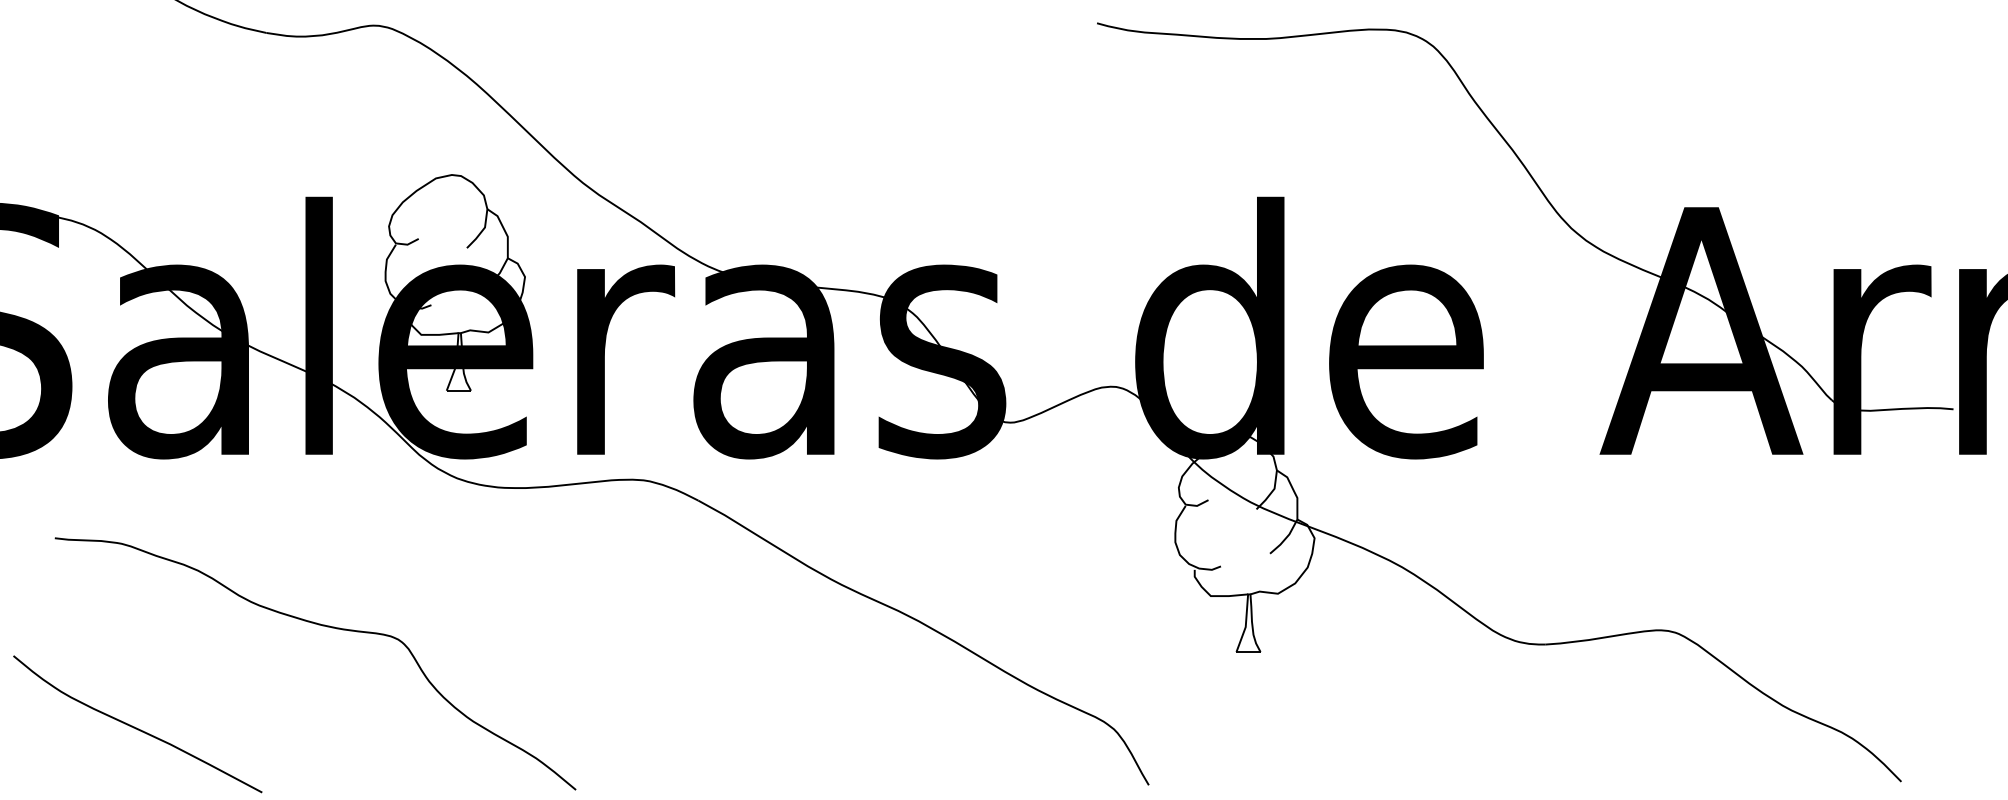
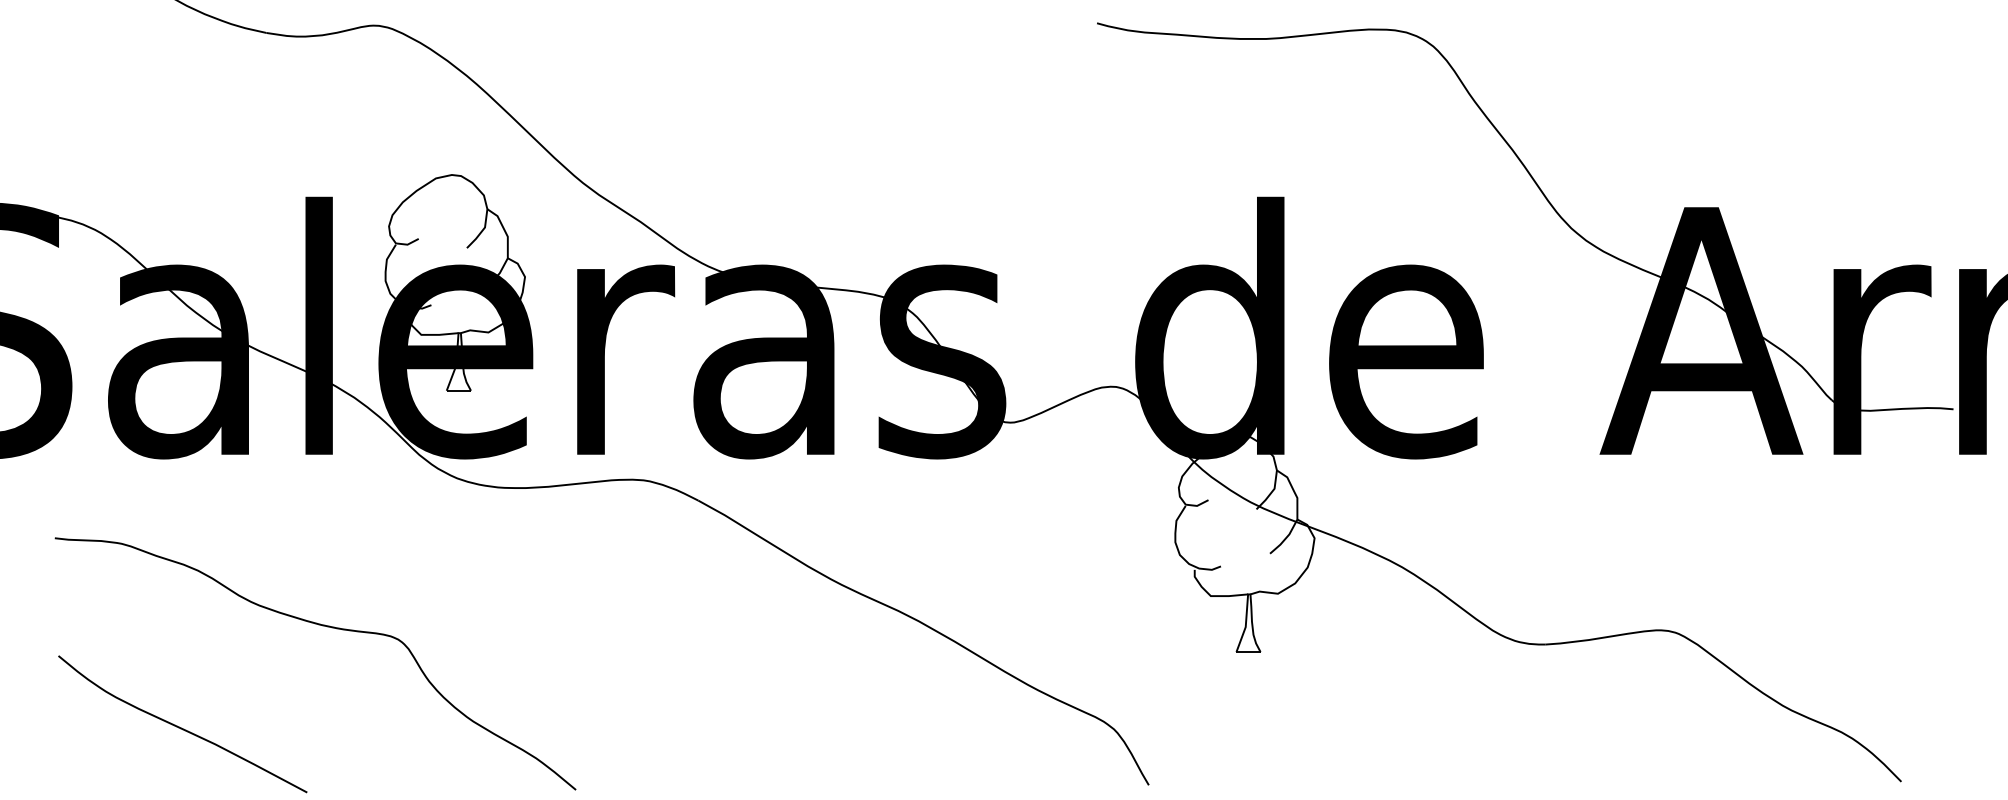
curve position: (136, 727) -> (181, 727) (181, 727)
